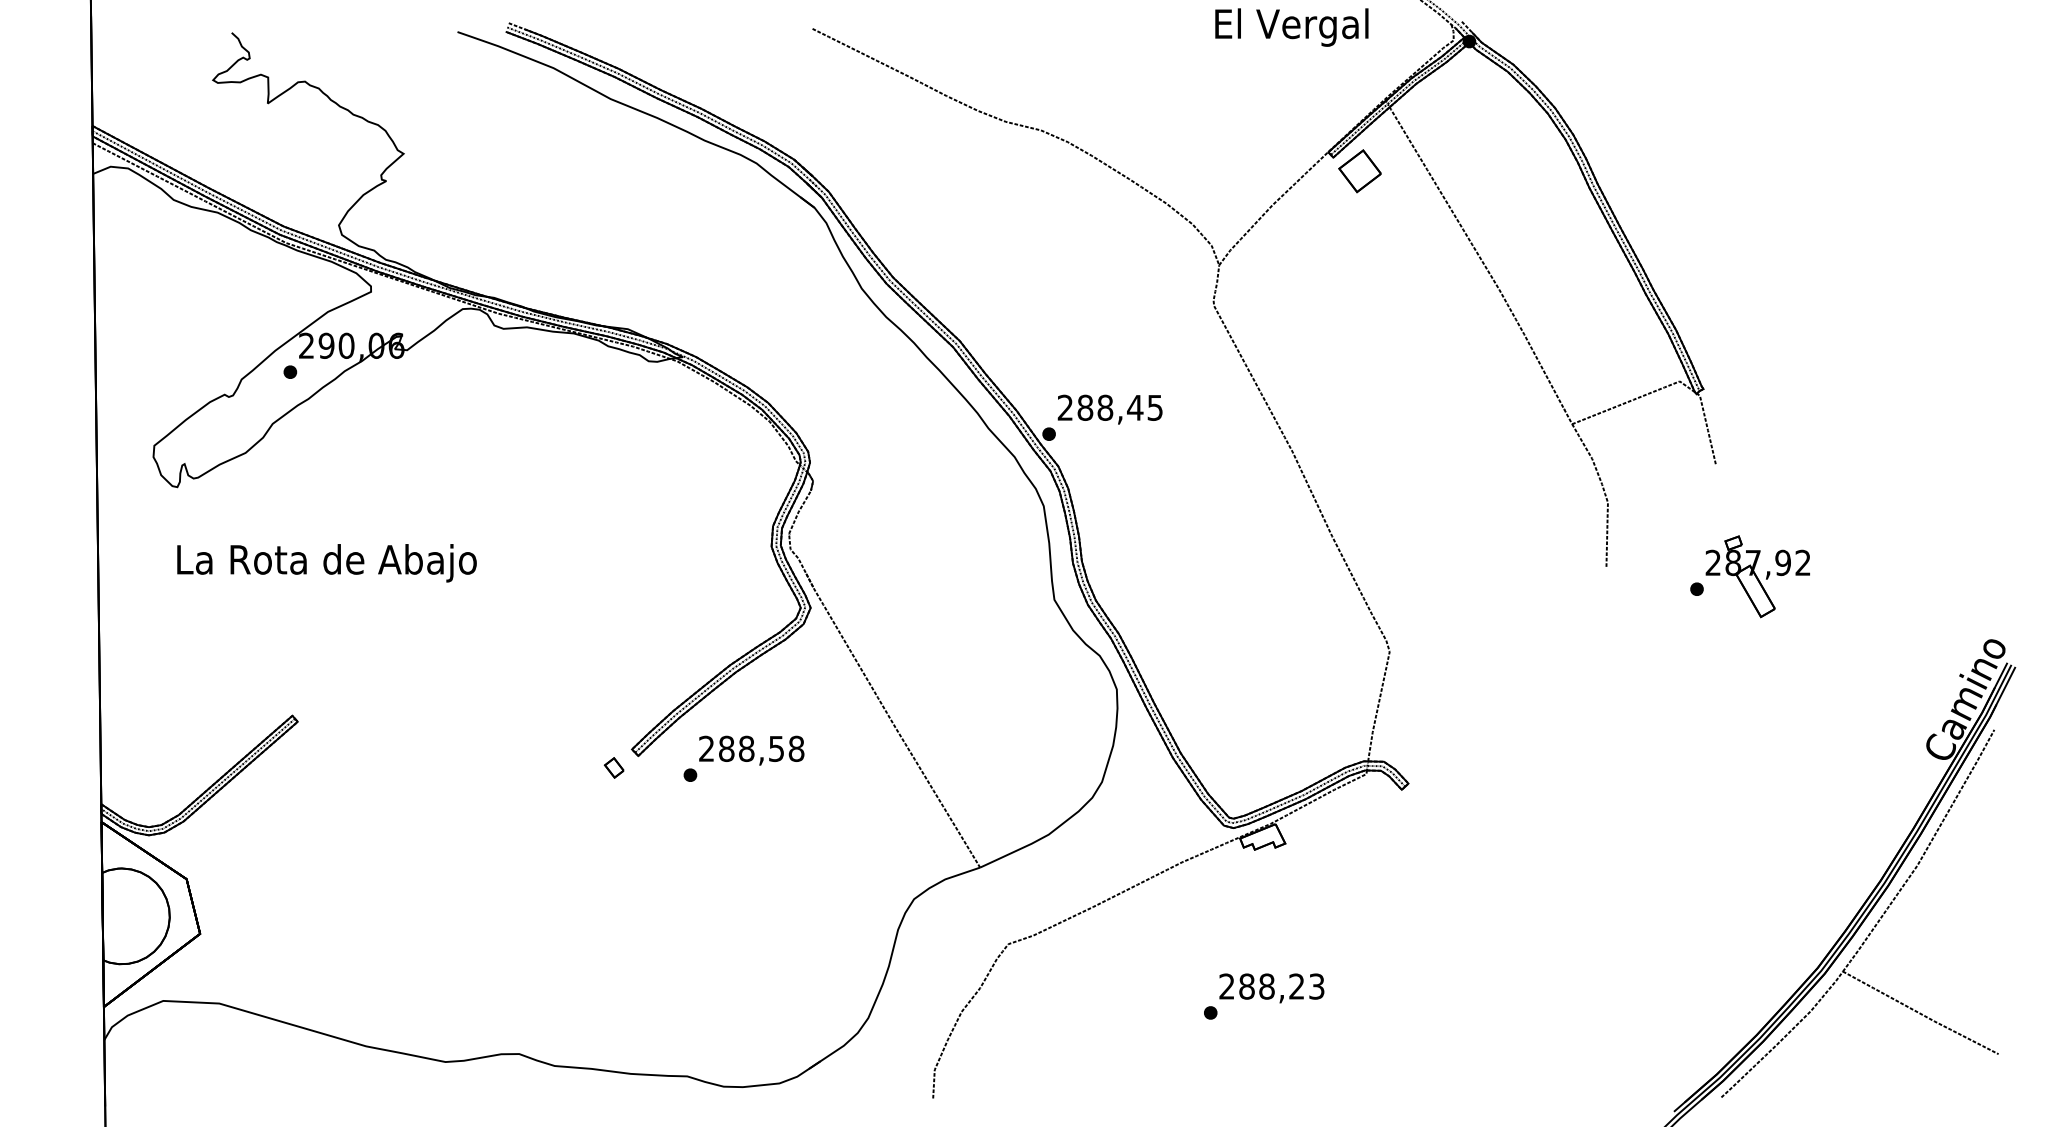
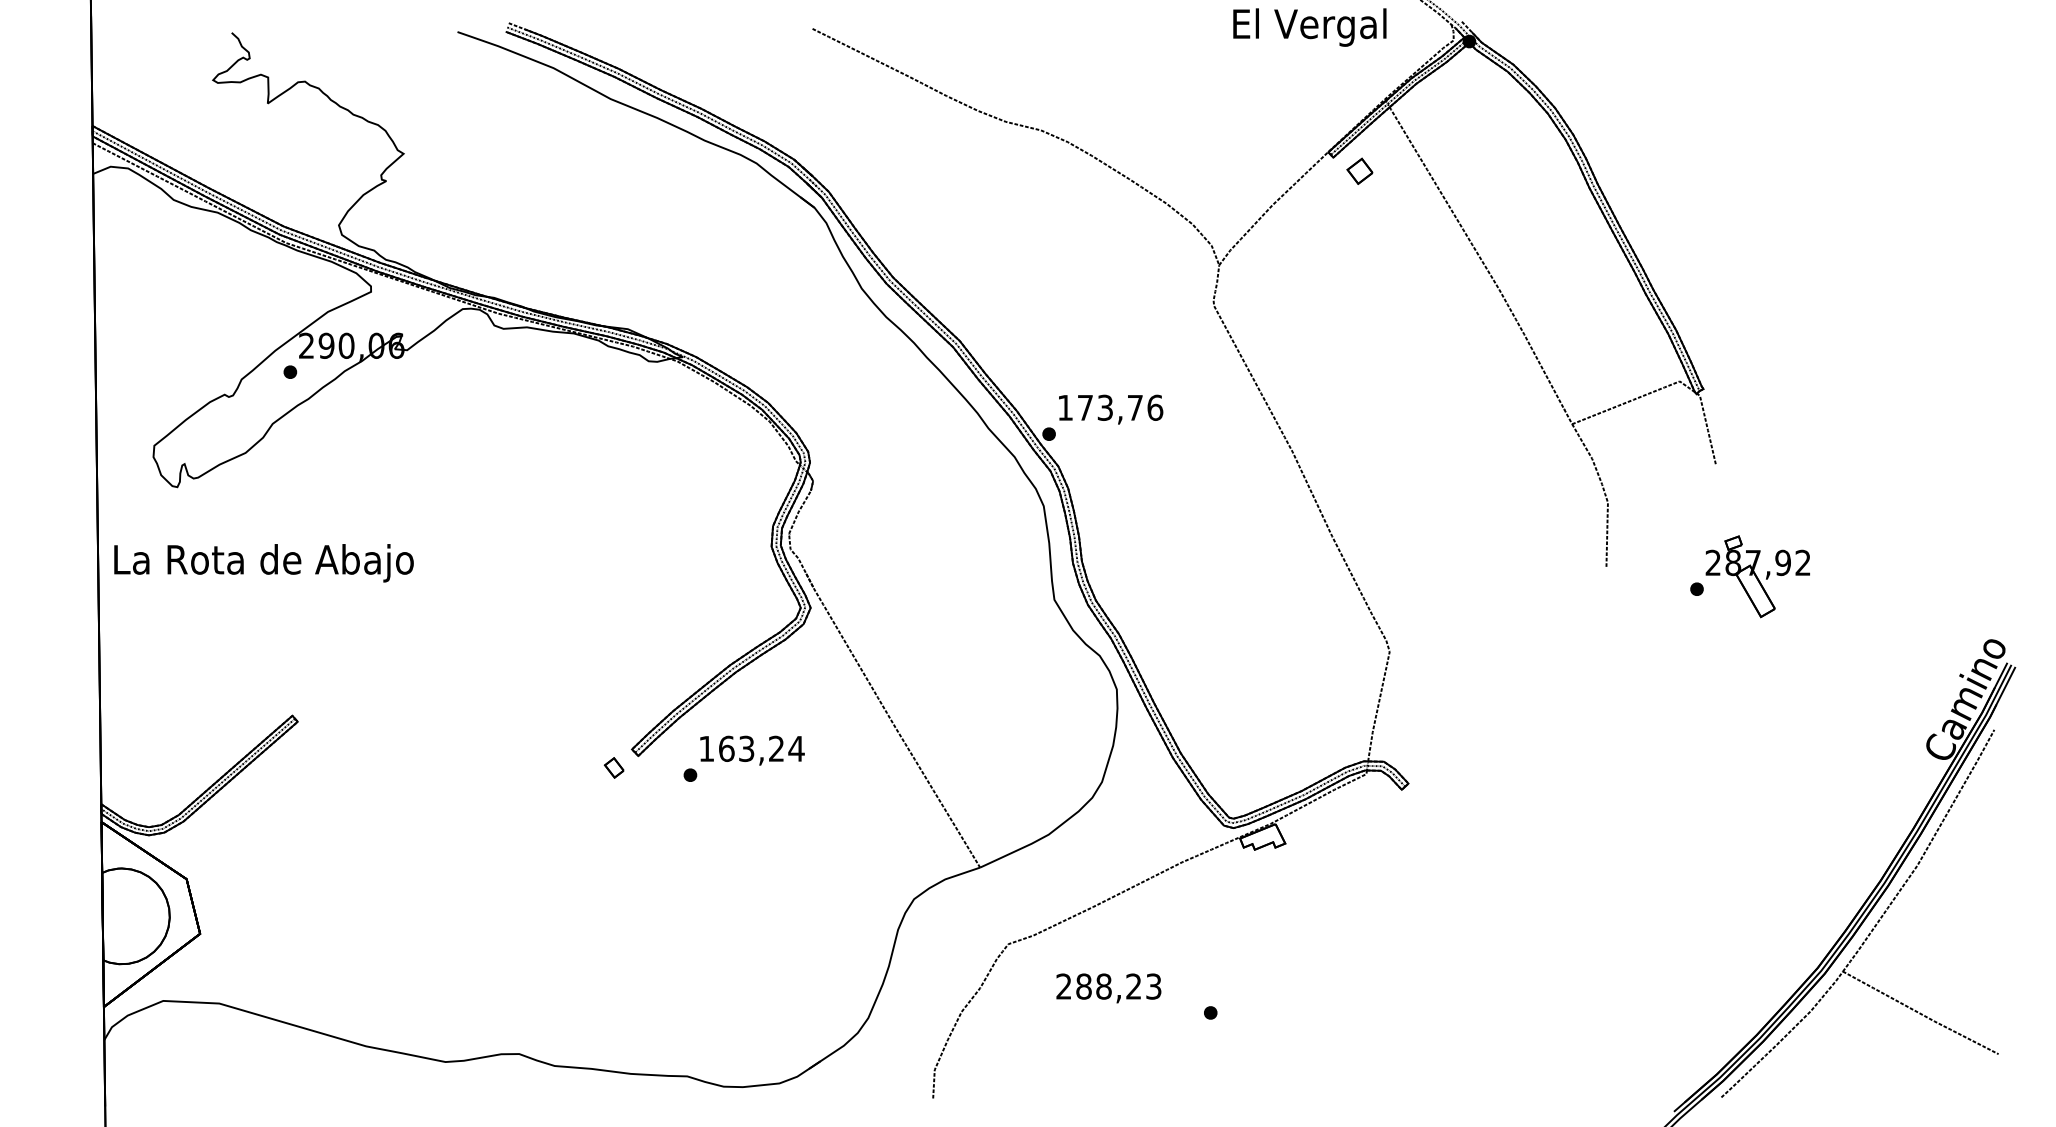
text position: (1291, 27) -> (1309, 27) (1309, 27)
part size: 44x45 px -> 28x28 px (1359, 170)
text: 288,45 -> 173,76 (1110, 407)
text position: (326, 563) -> (263, 563) (263, 563)
text: 288,58 -> 163,24 (751, 748)
text position: (1271, 988) -> (1108, 988) (1108, 988)
